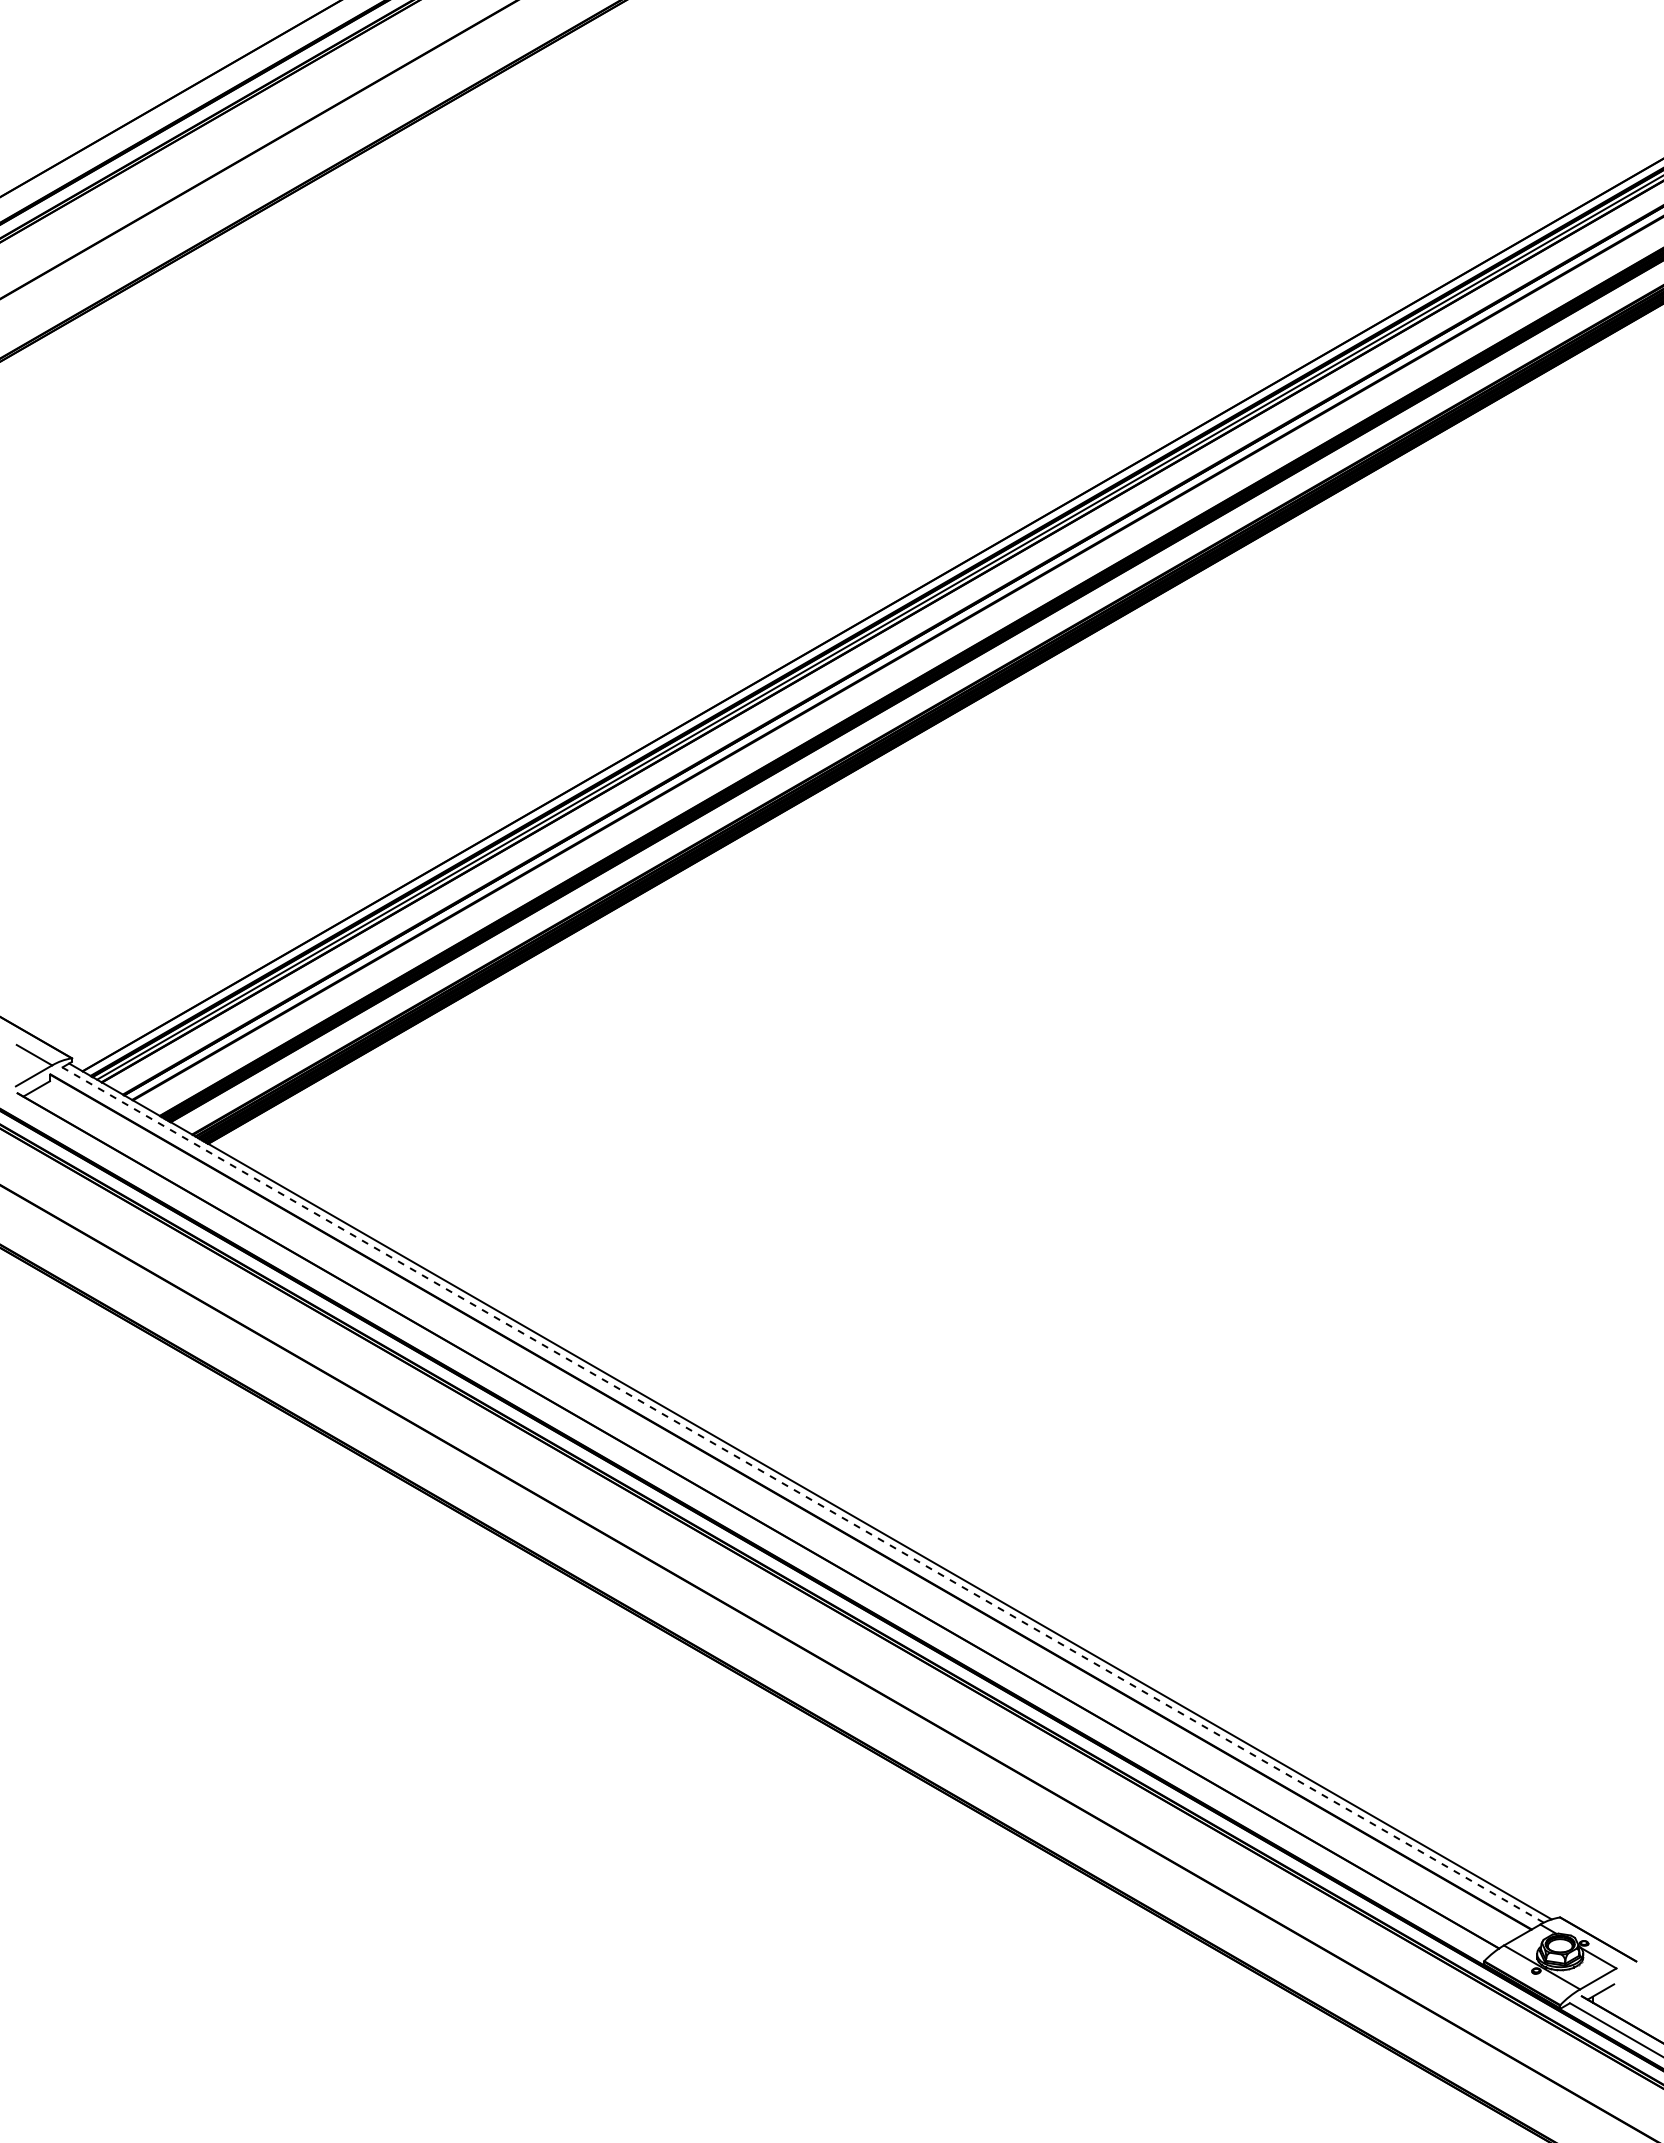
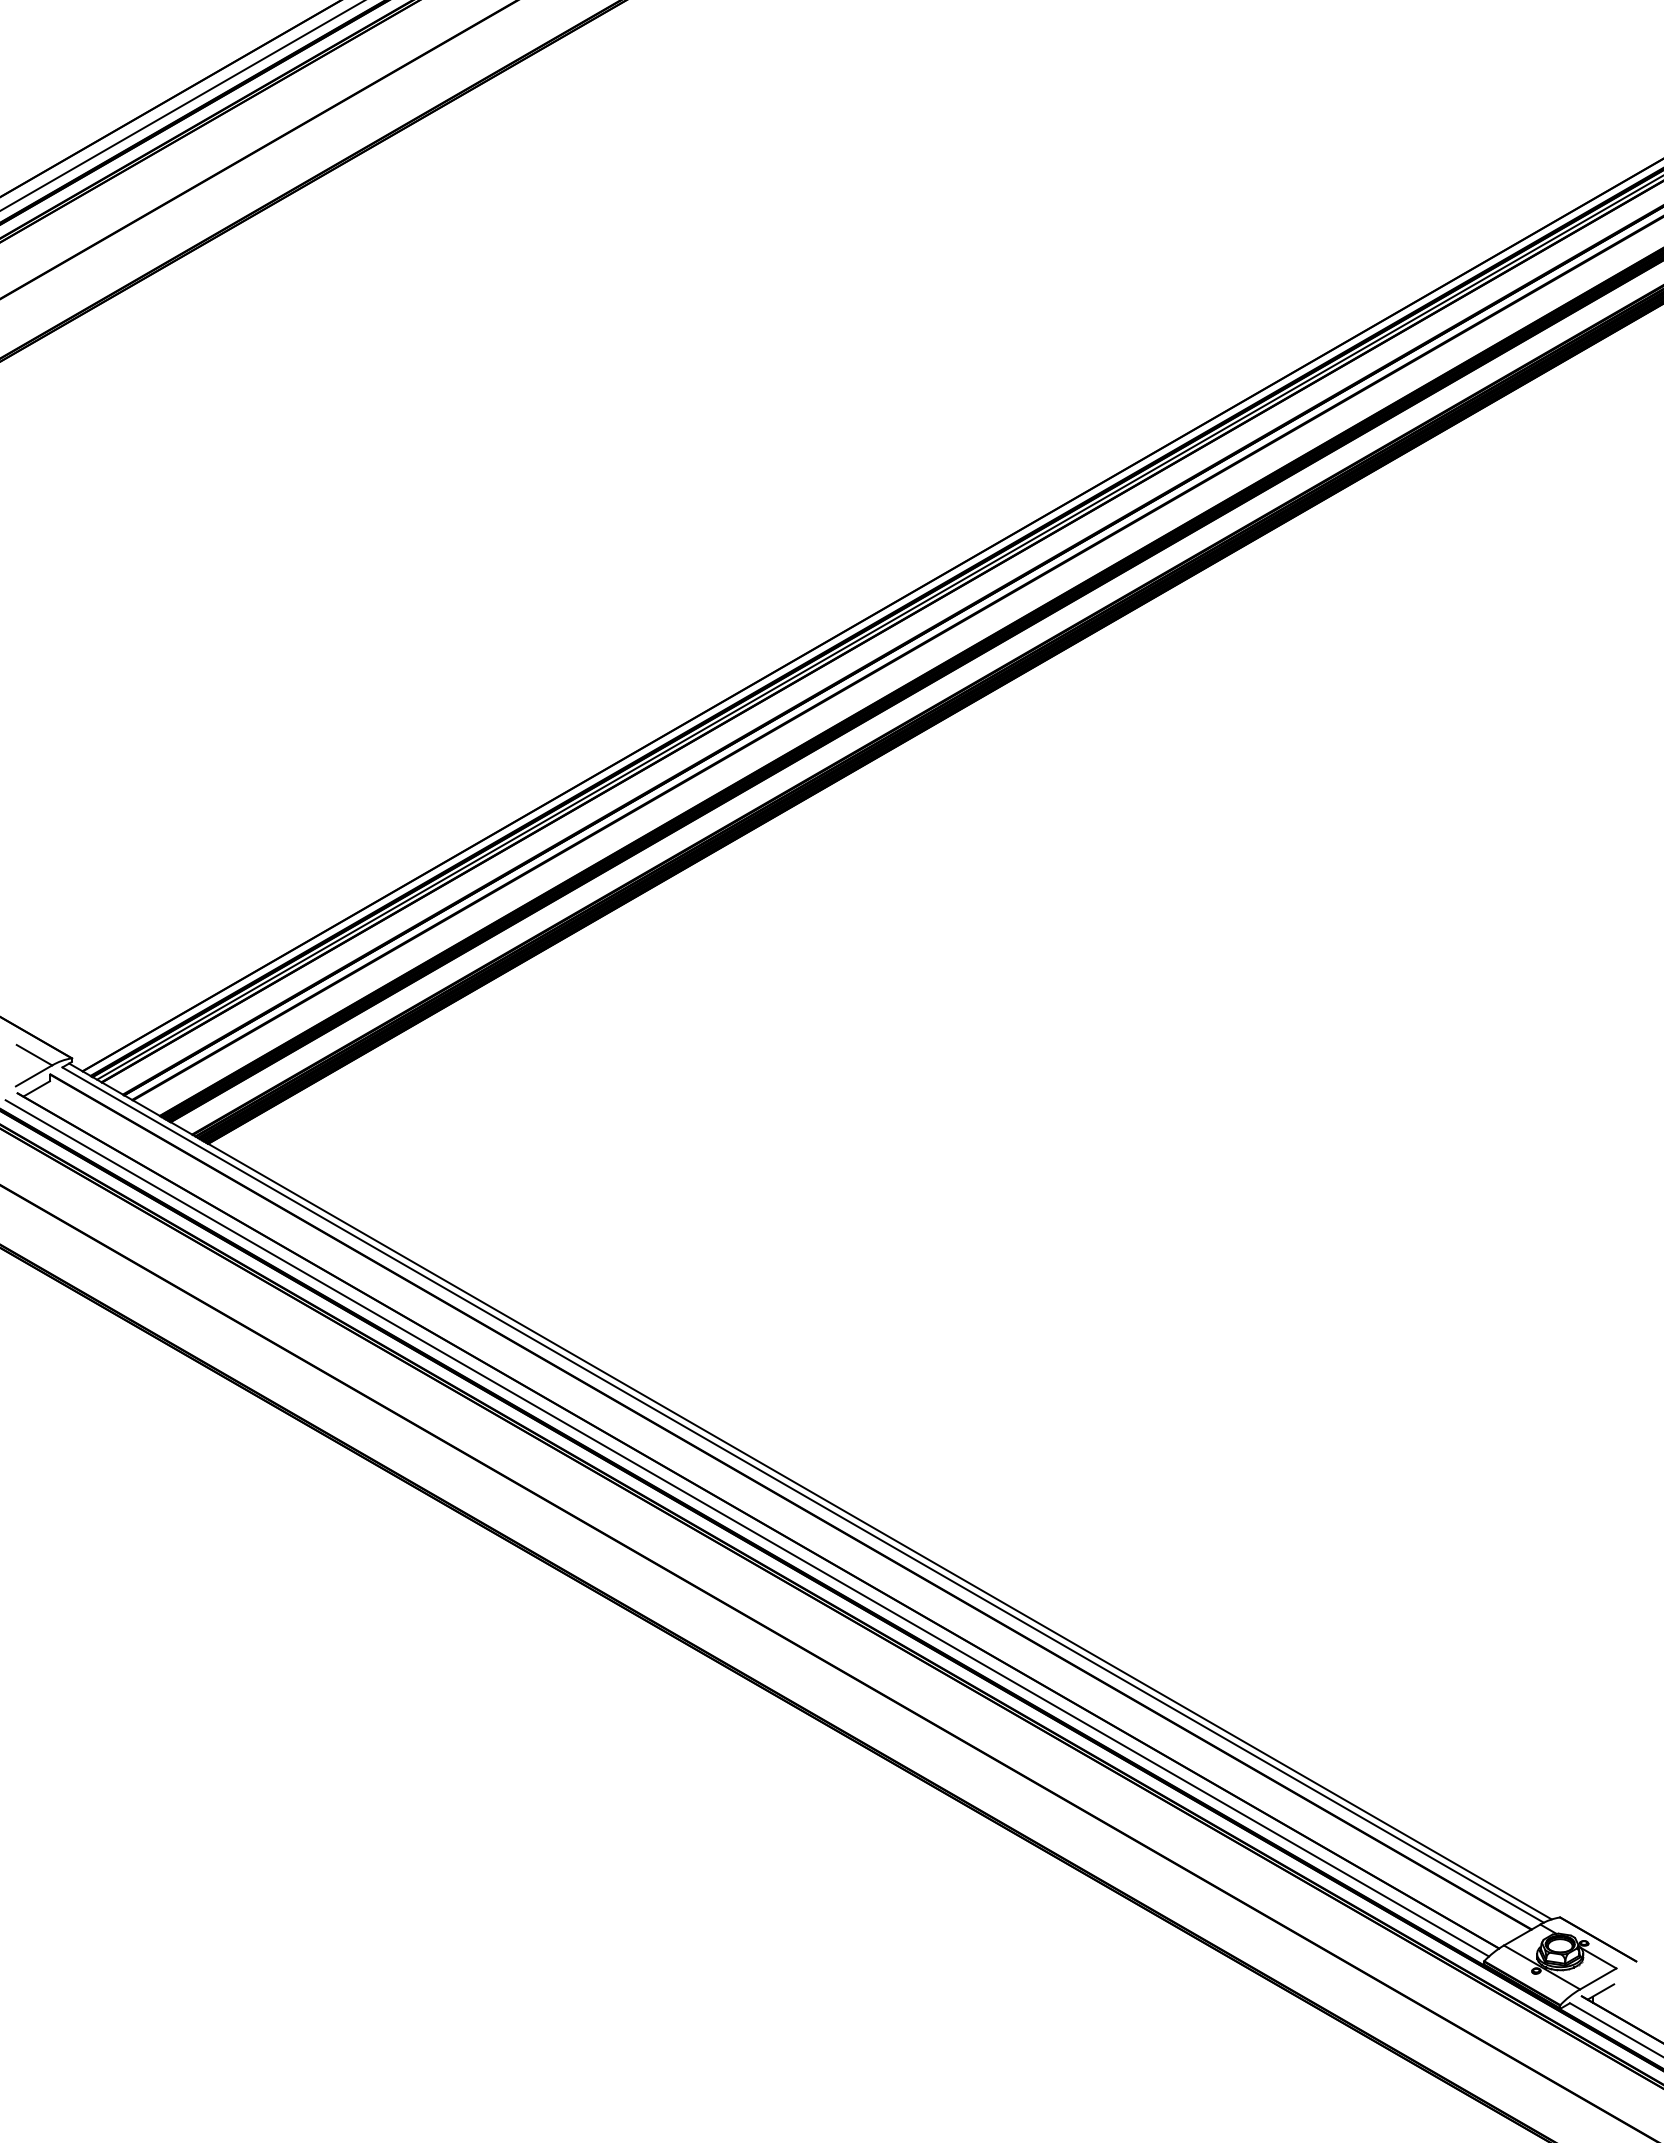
line: none -> present (181, 105)
line: dashed -> solid (802, 1494)
line: none -> present (747, 1528)
